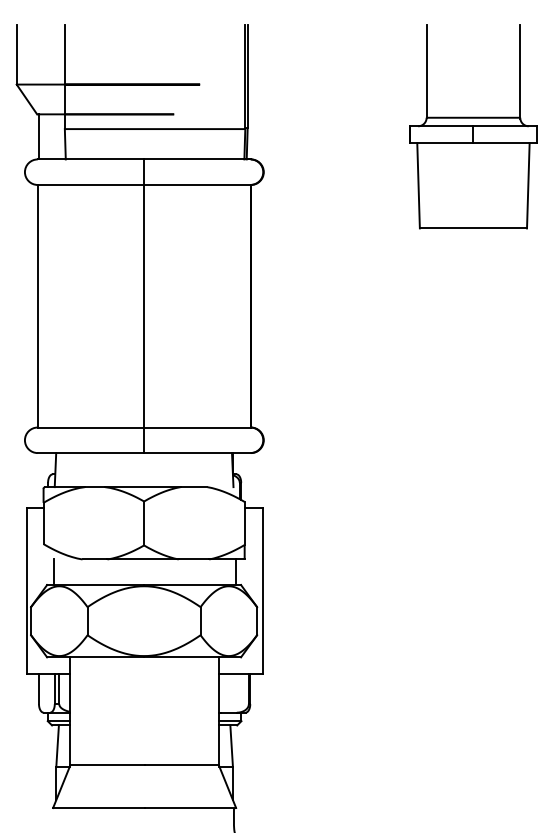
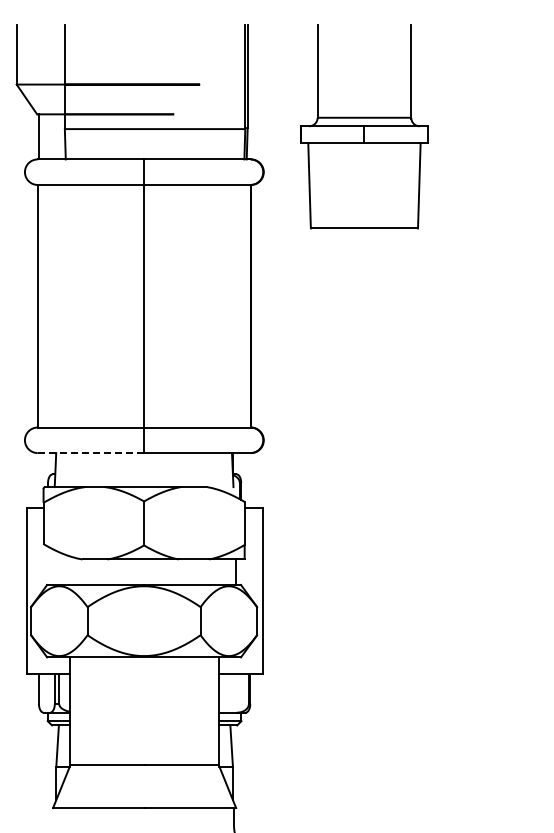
part position: (473, 126) -> (364, 126) (364, 126)
line: solid -> dashed (90, 453)
line: present -> none (53, 572)
